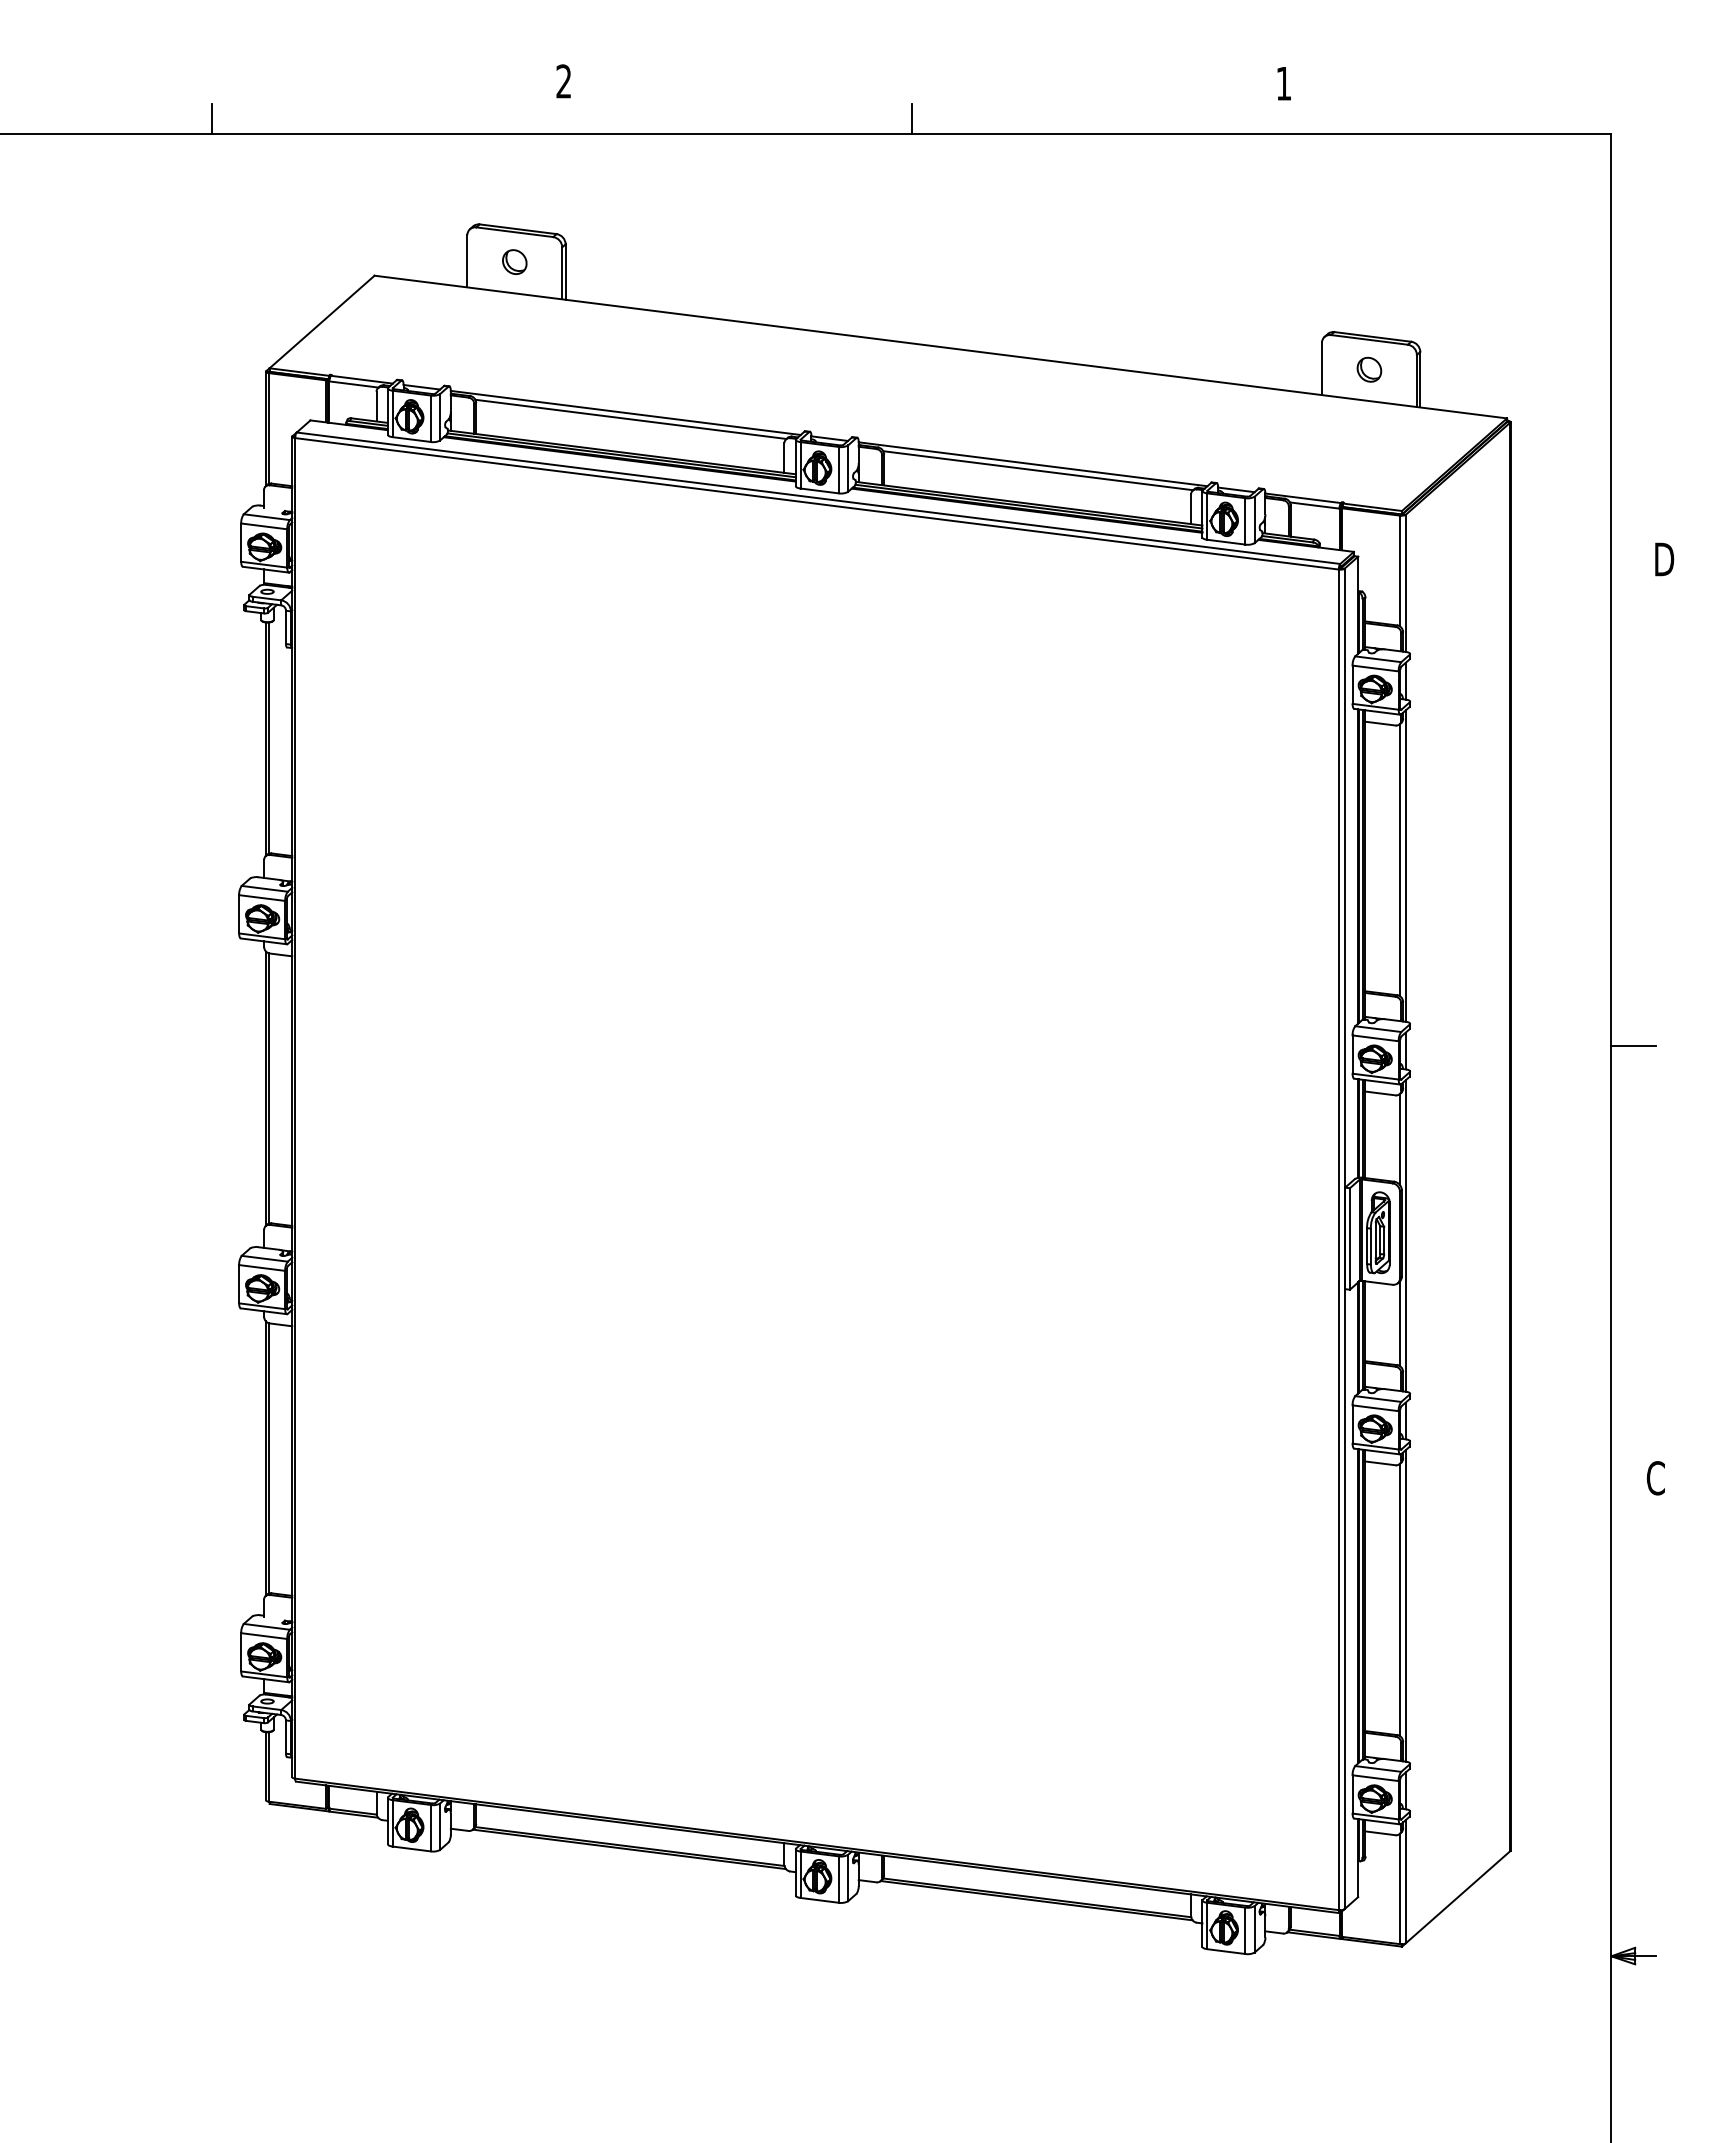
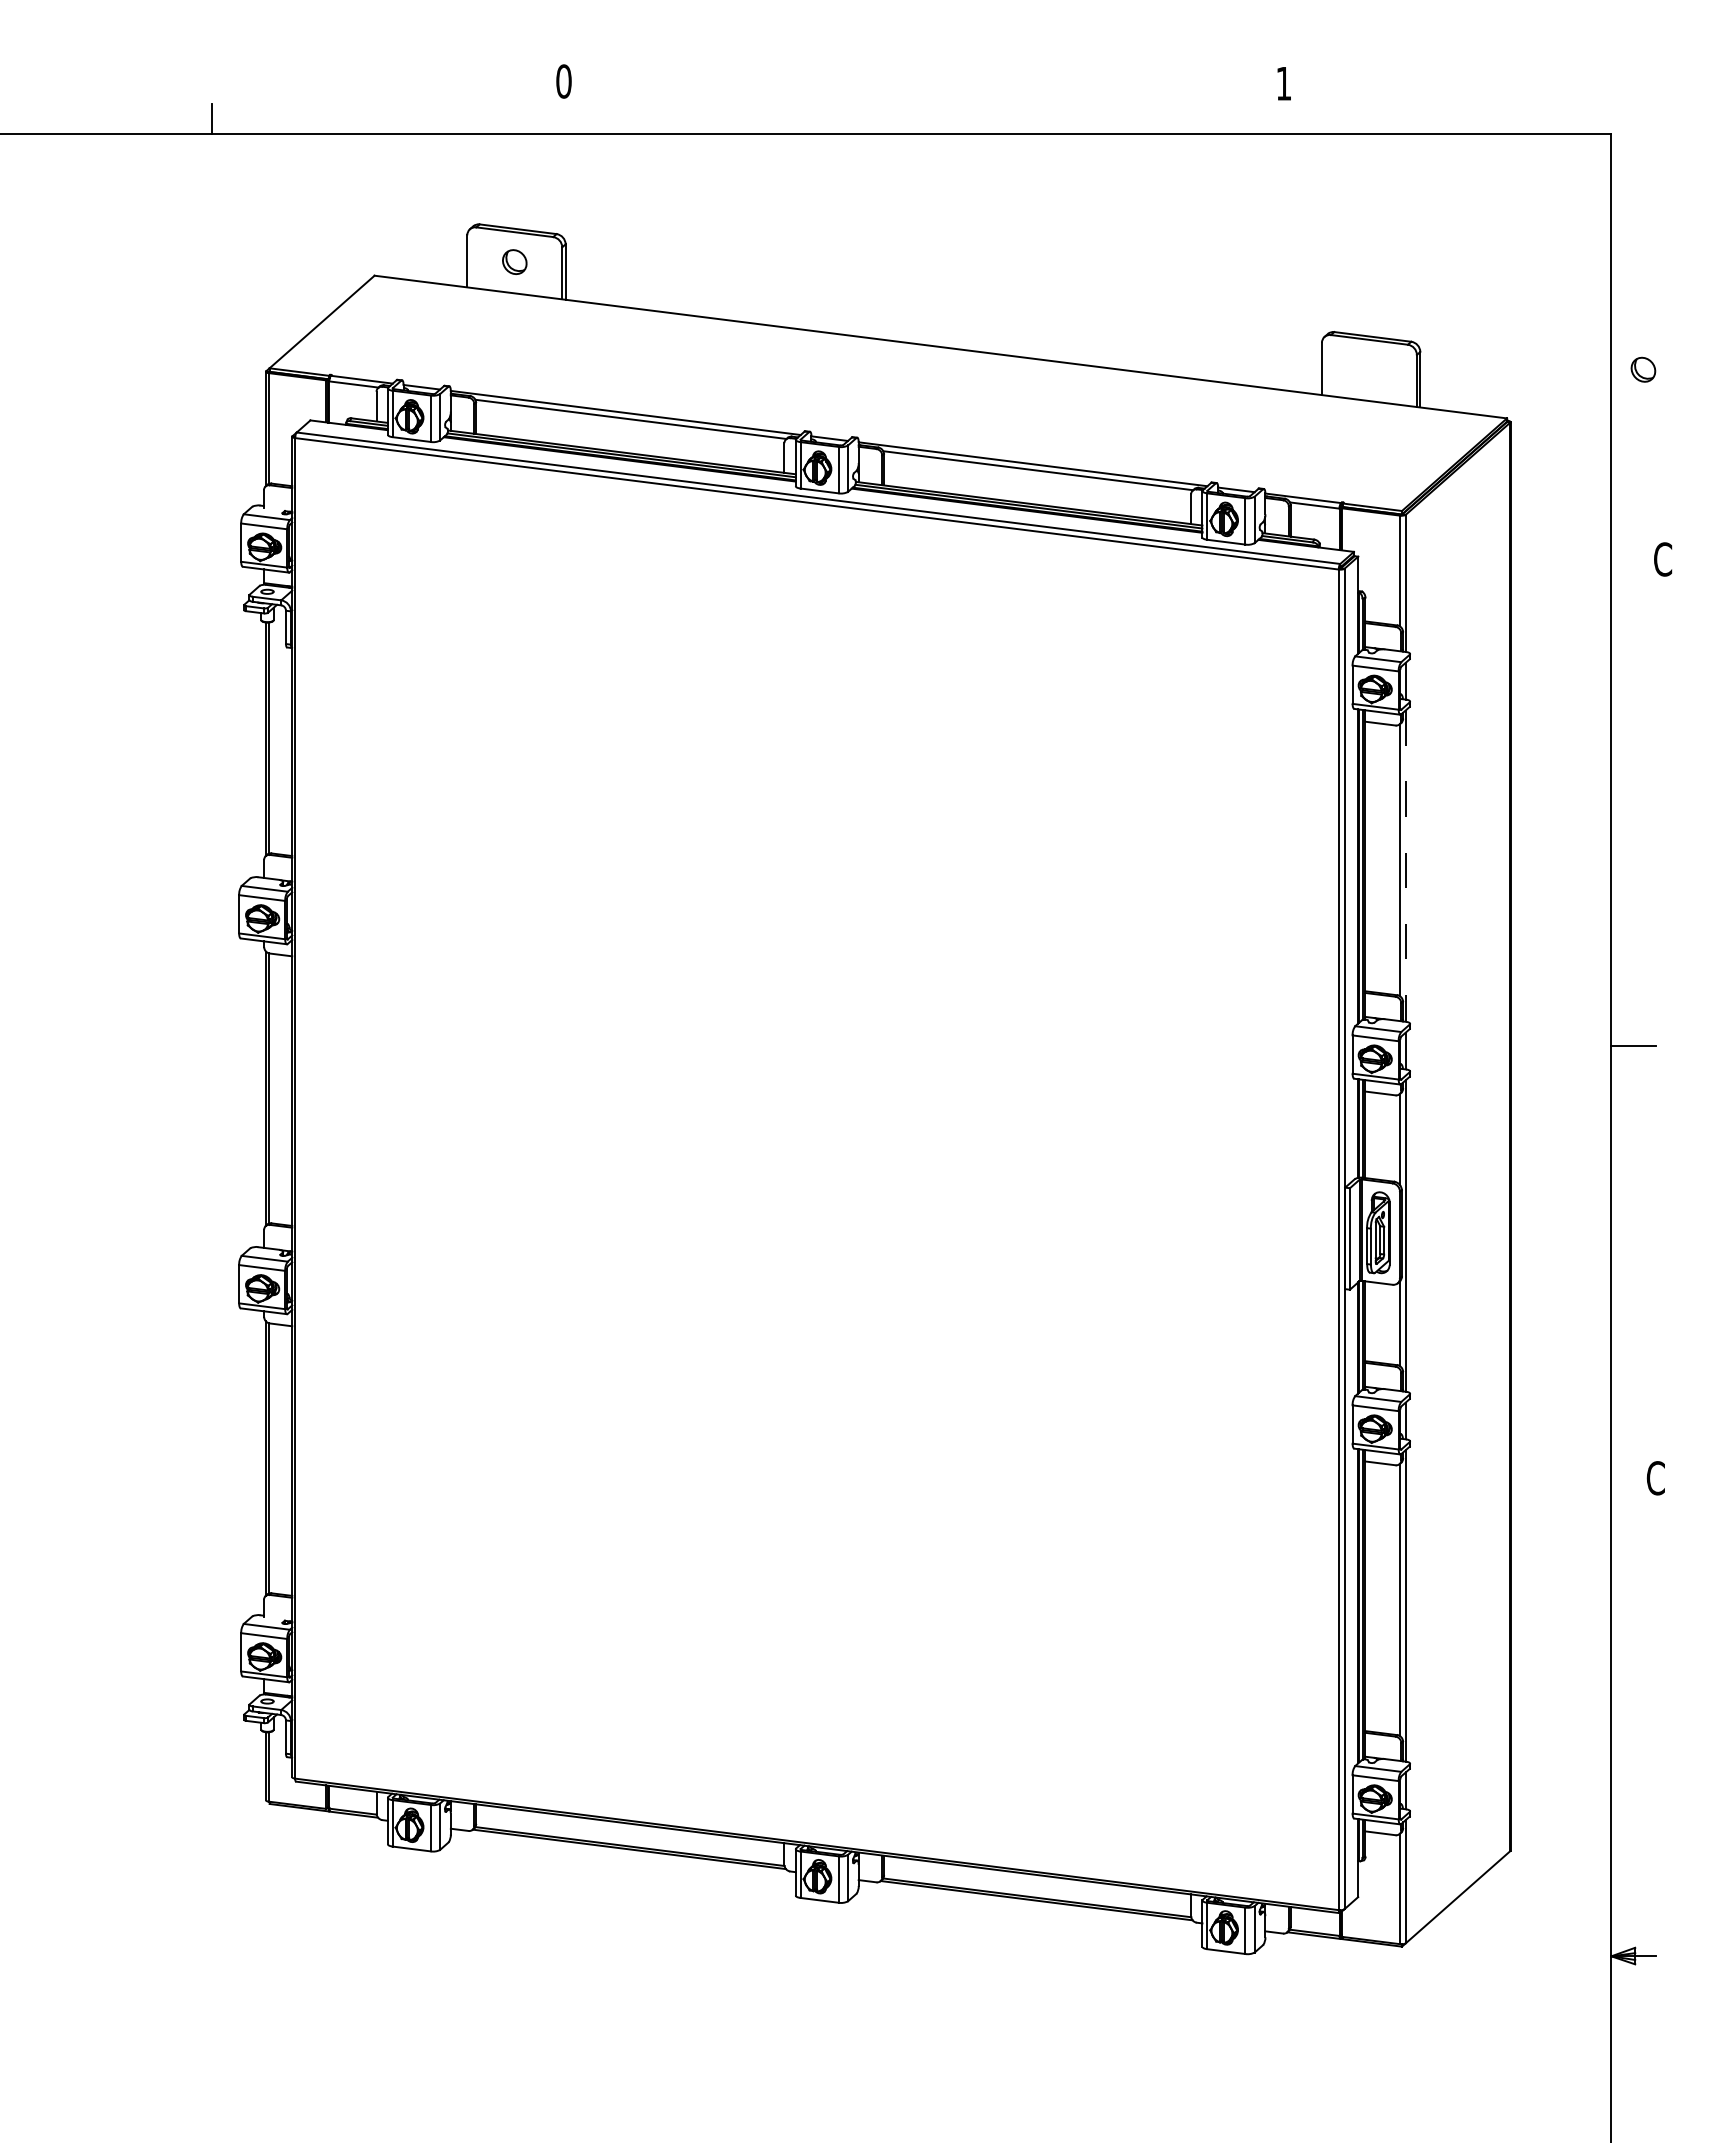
text: 2 -> 0 (563, 81)
line: present -> none (911, 118)
part position: (1369, 369) -> (1643, 369) (1643, 369)
text: D -> C (1664, 559)
line: solid -> dashed (1405, 866)
